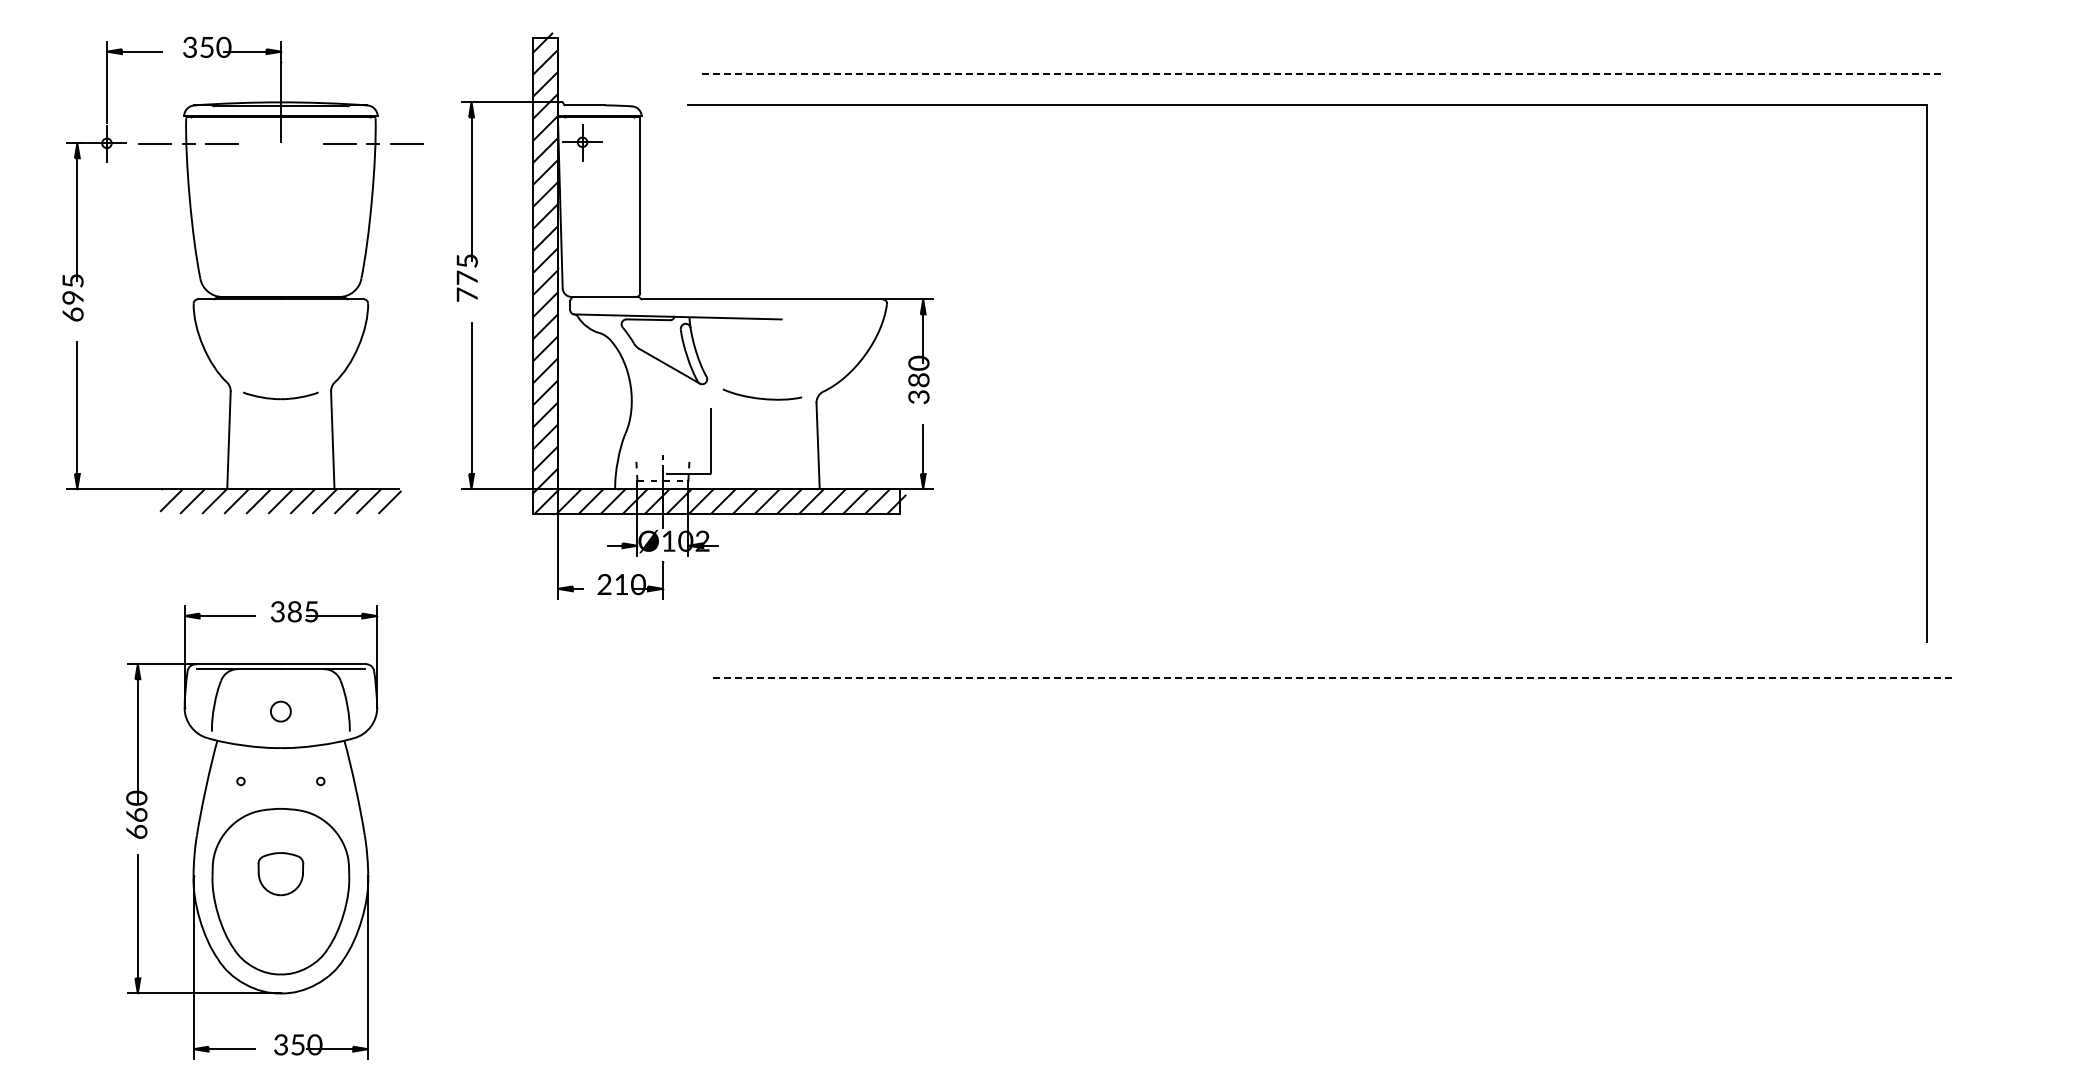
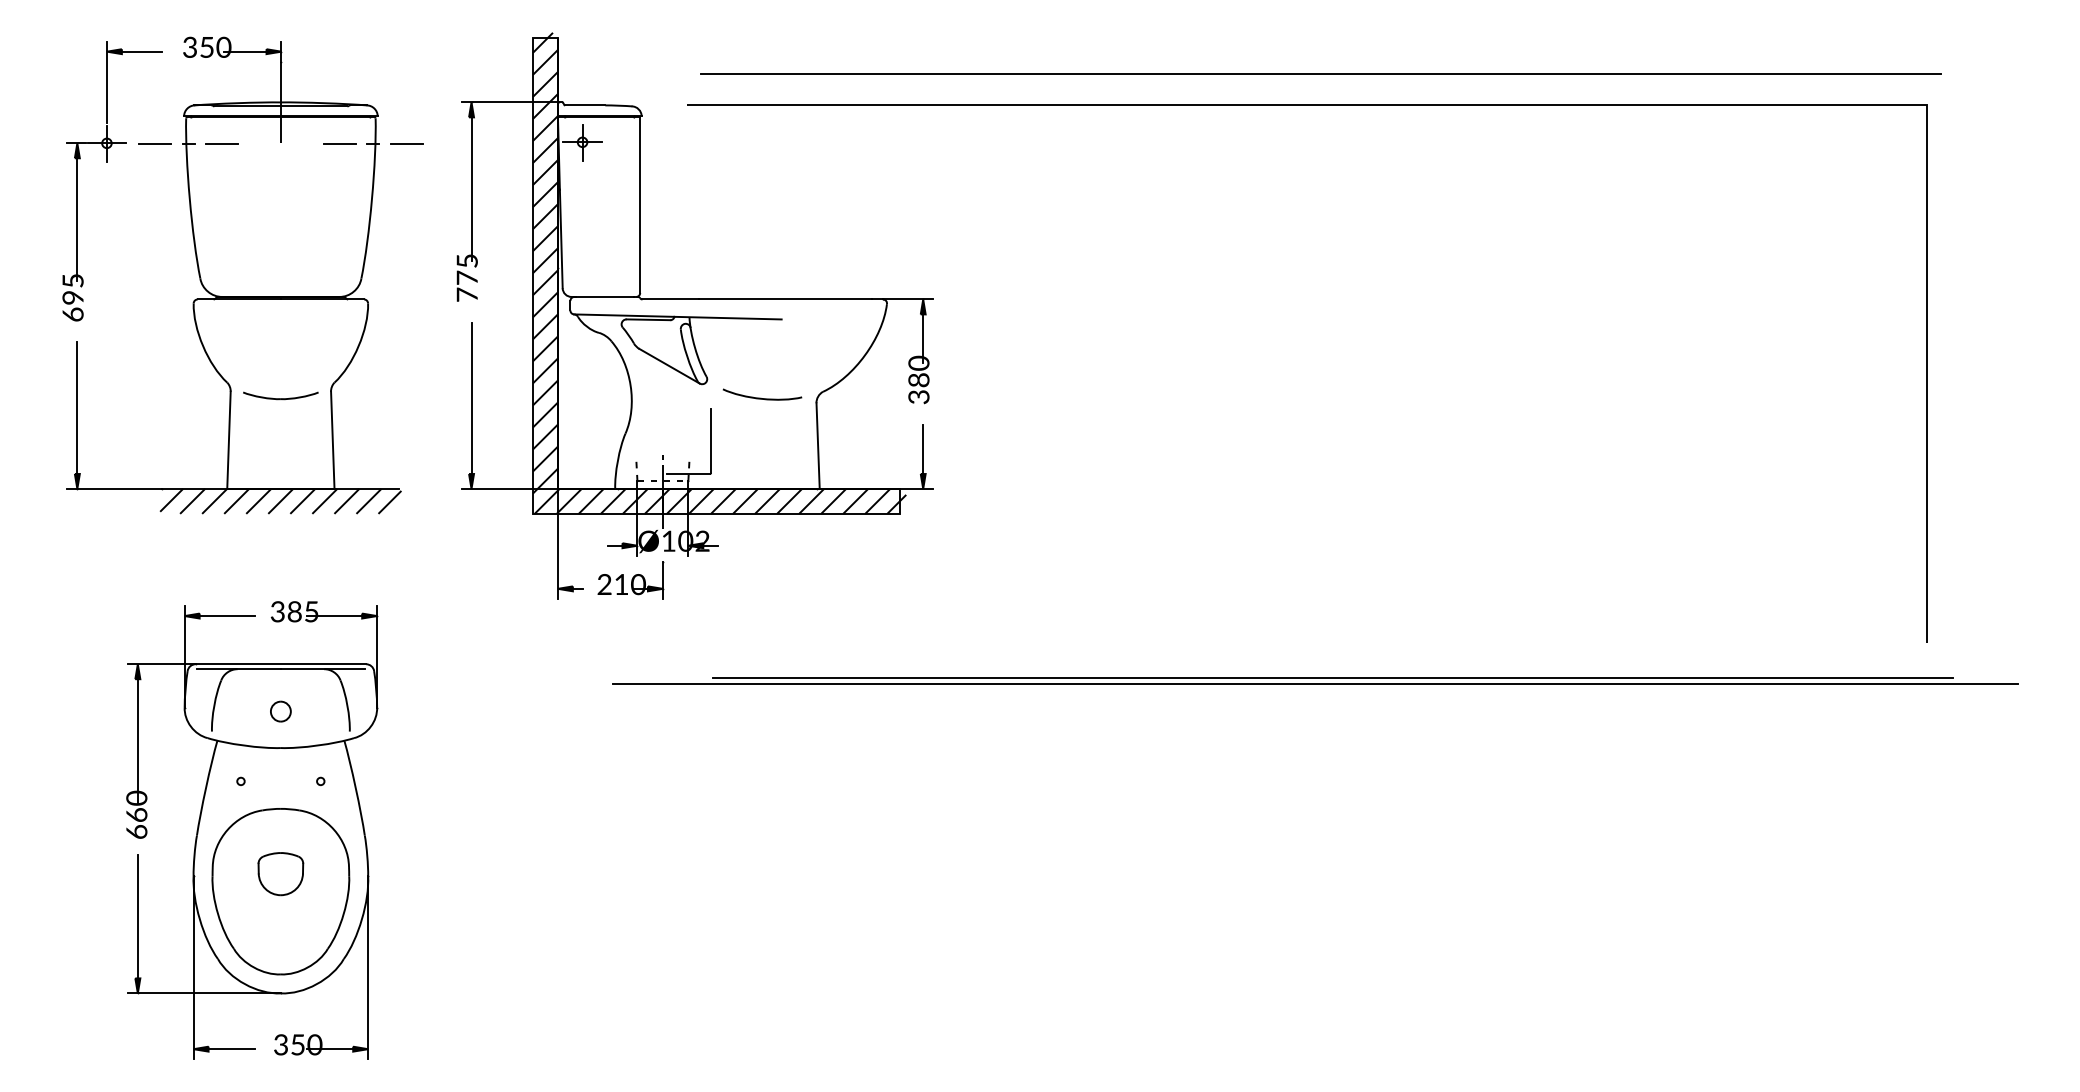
line: dashed -> solid (1320, 73)
line: dashed -> solid (1333, 677)
line: none -> present (1314, 683)
